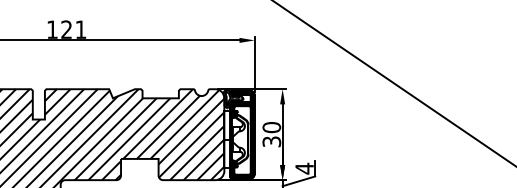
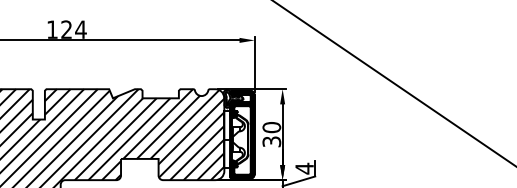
text: 121 -> 124 (80, 29)
